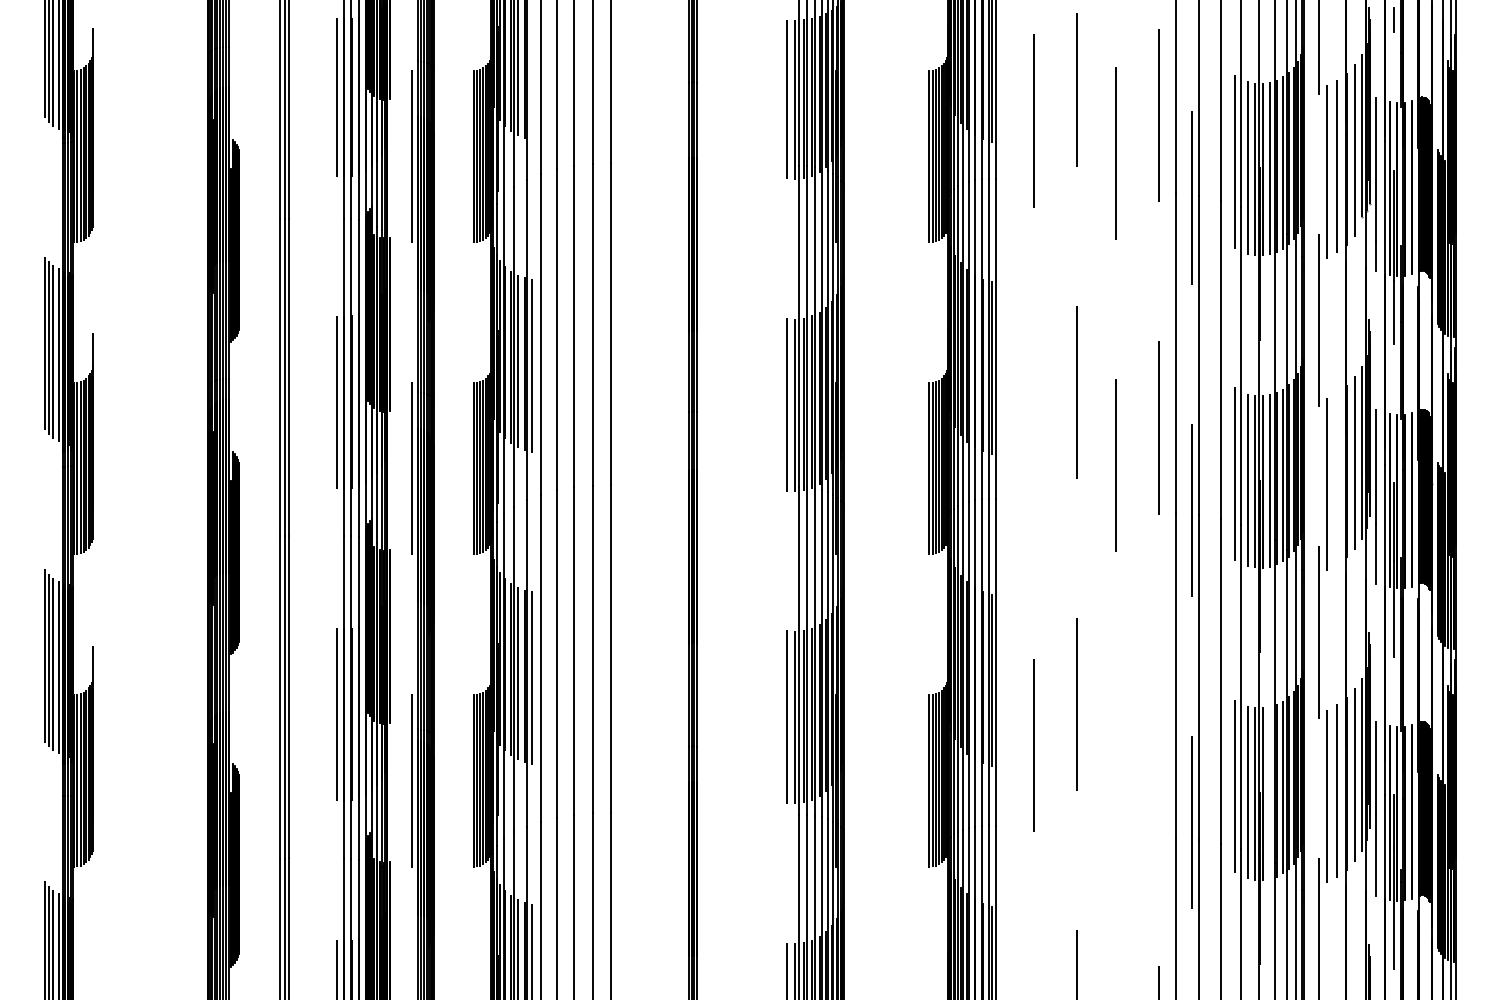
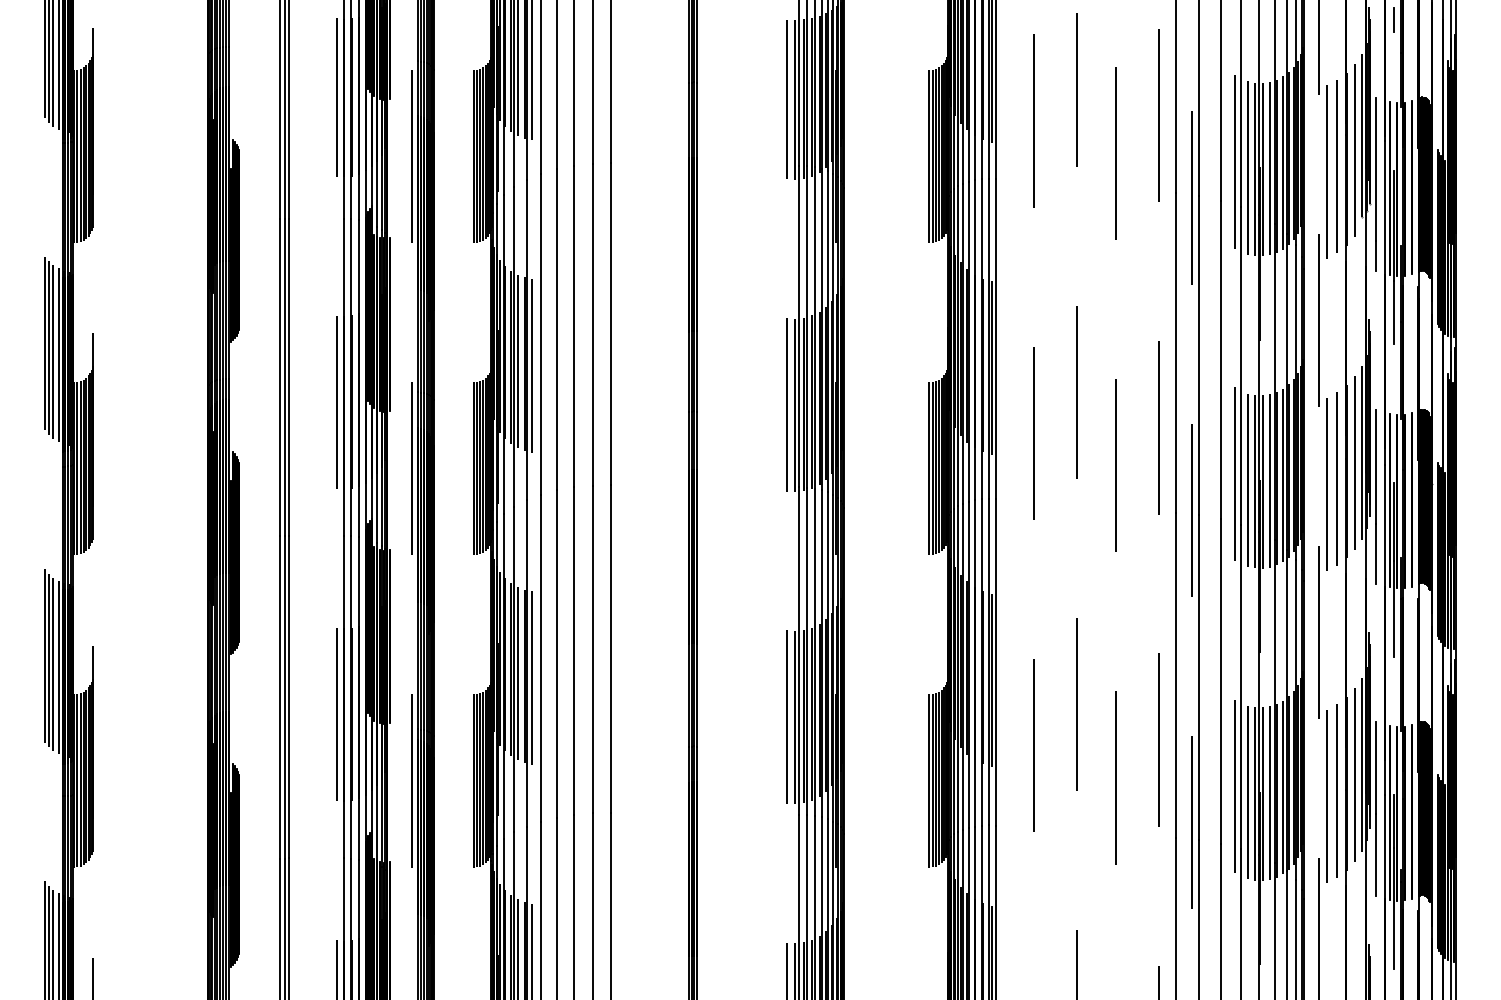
line: none -> present (532, 71)
line: none -> present (1033, 433)
line: none -> present (1336, 478)
line: none -> present (1158, 739)
line: none -> present (1116, 777)
line: none -> present (1269, 792)
line: none -> present (92, 976)
